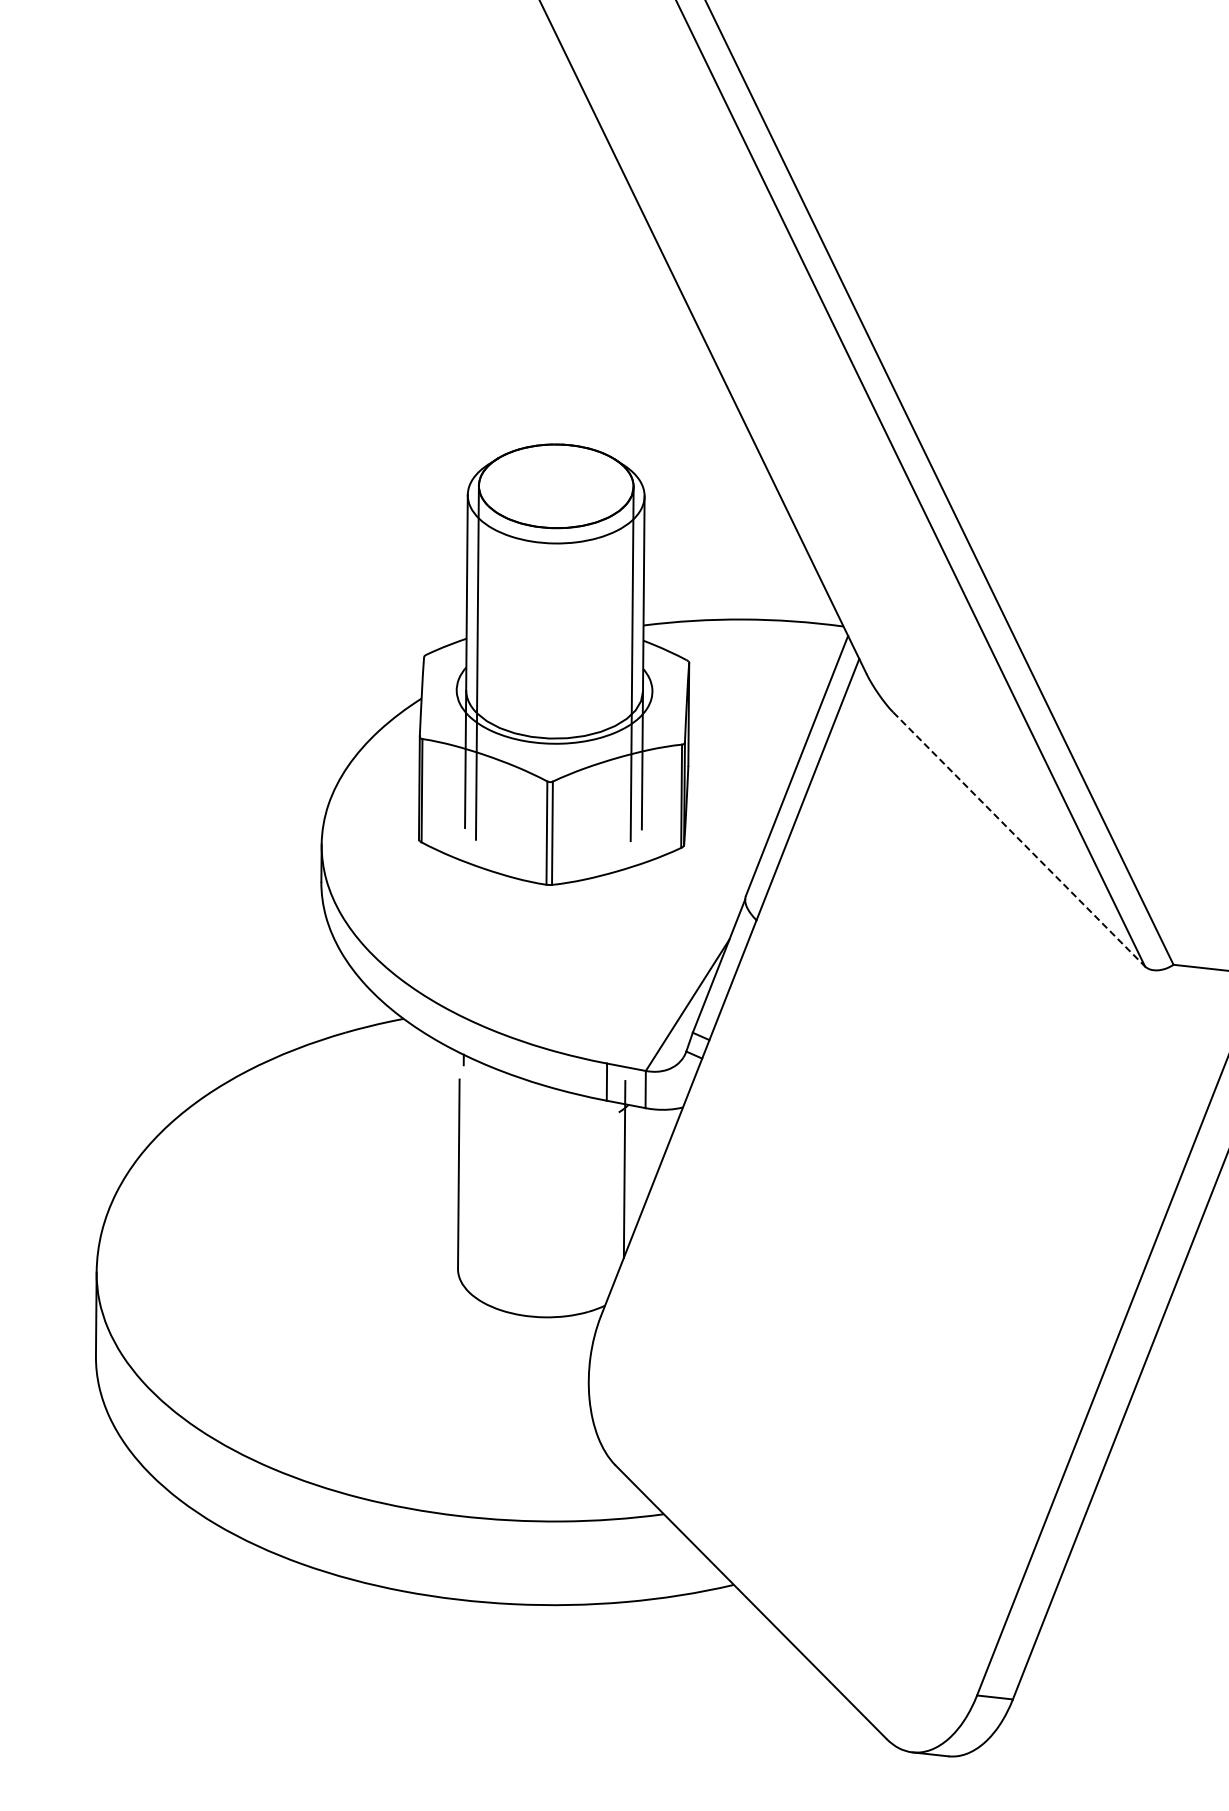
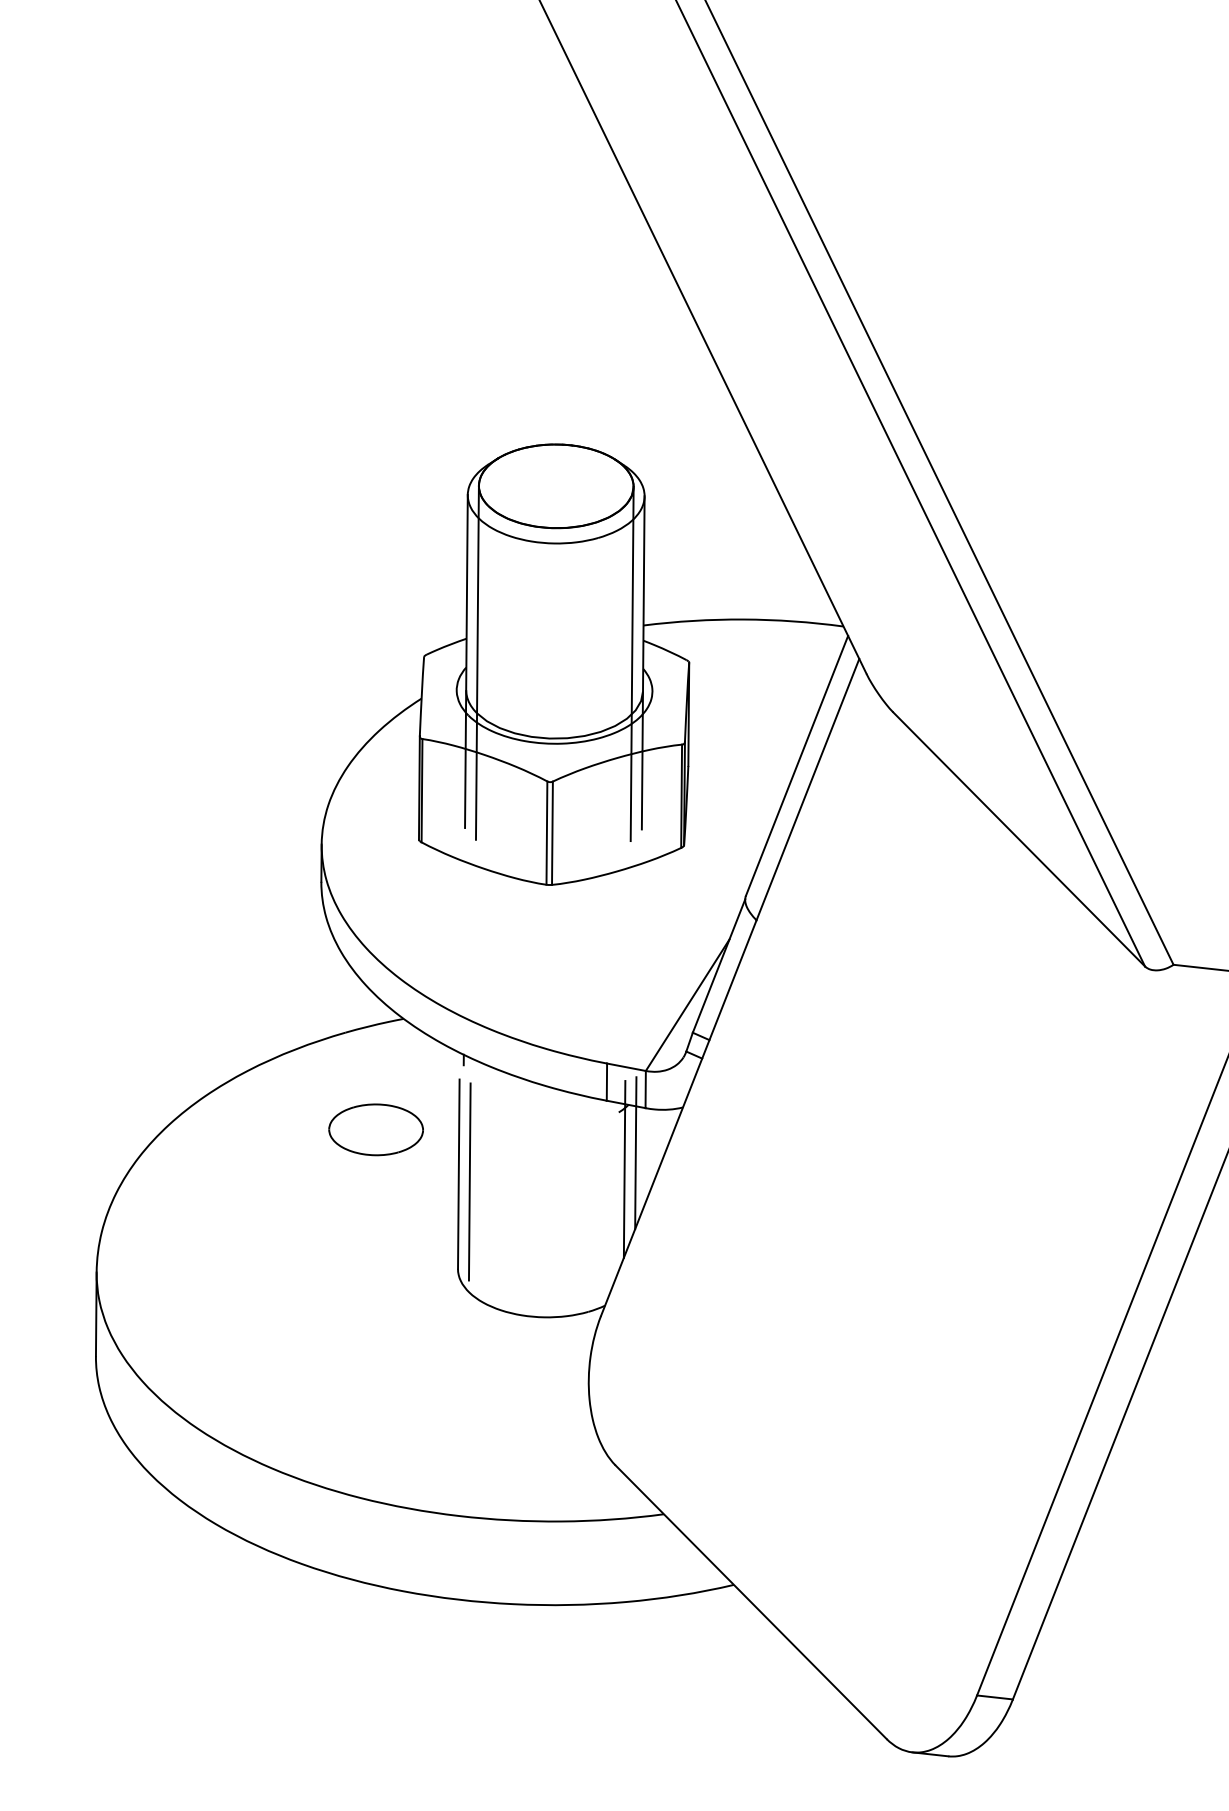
line: dashed -> solid (1019, 839)
part: none -> present (375, 1129)
line: none -> present (635, 1153)
line: none -> present (469, 1181)
